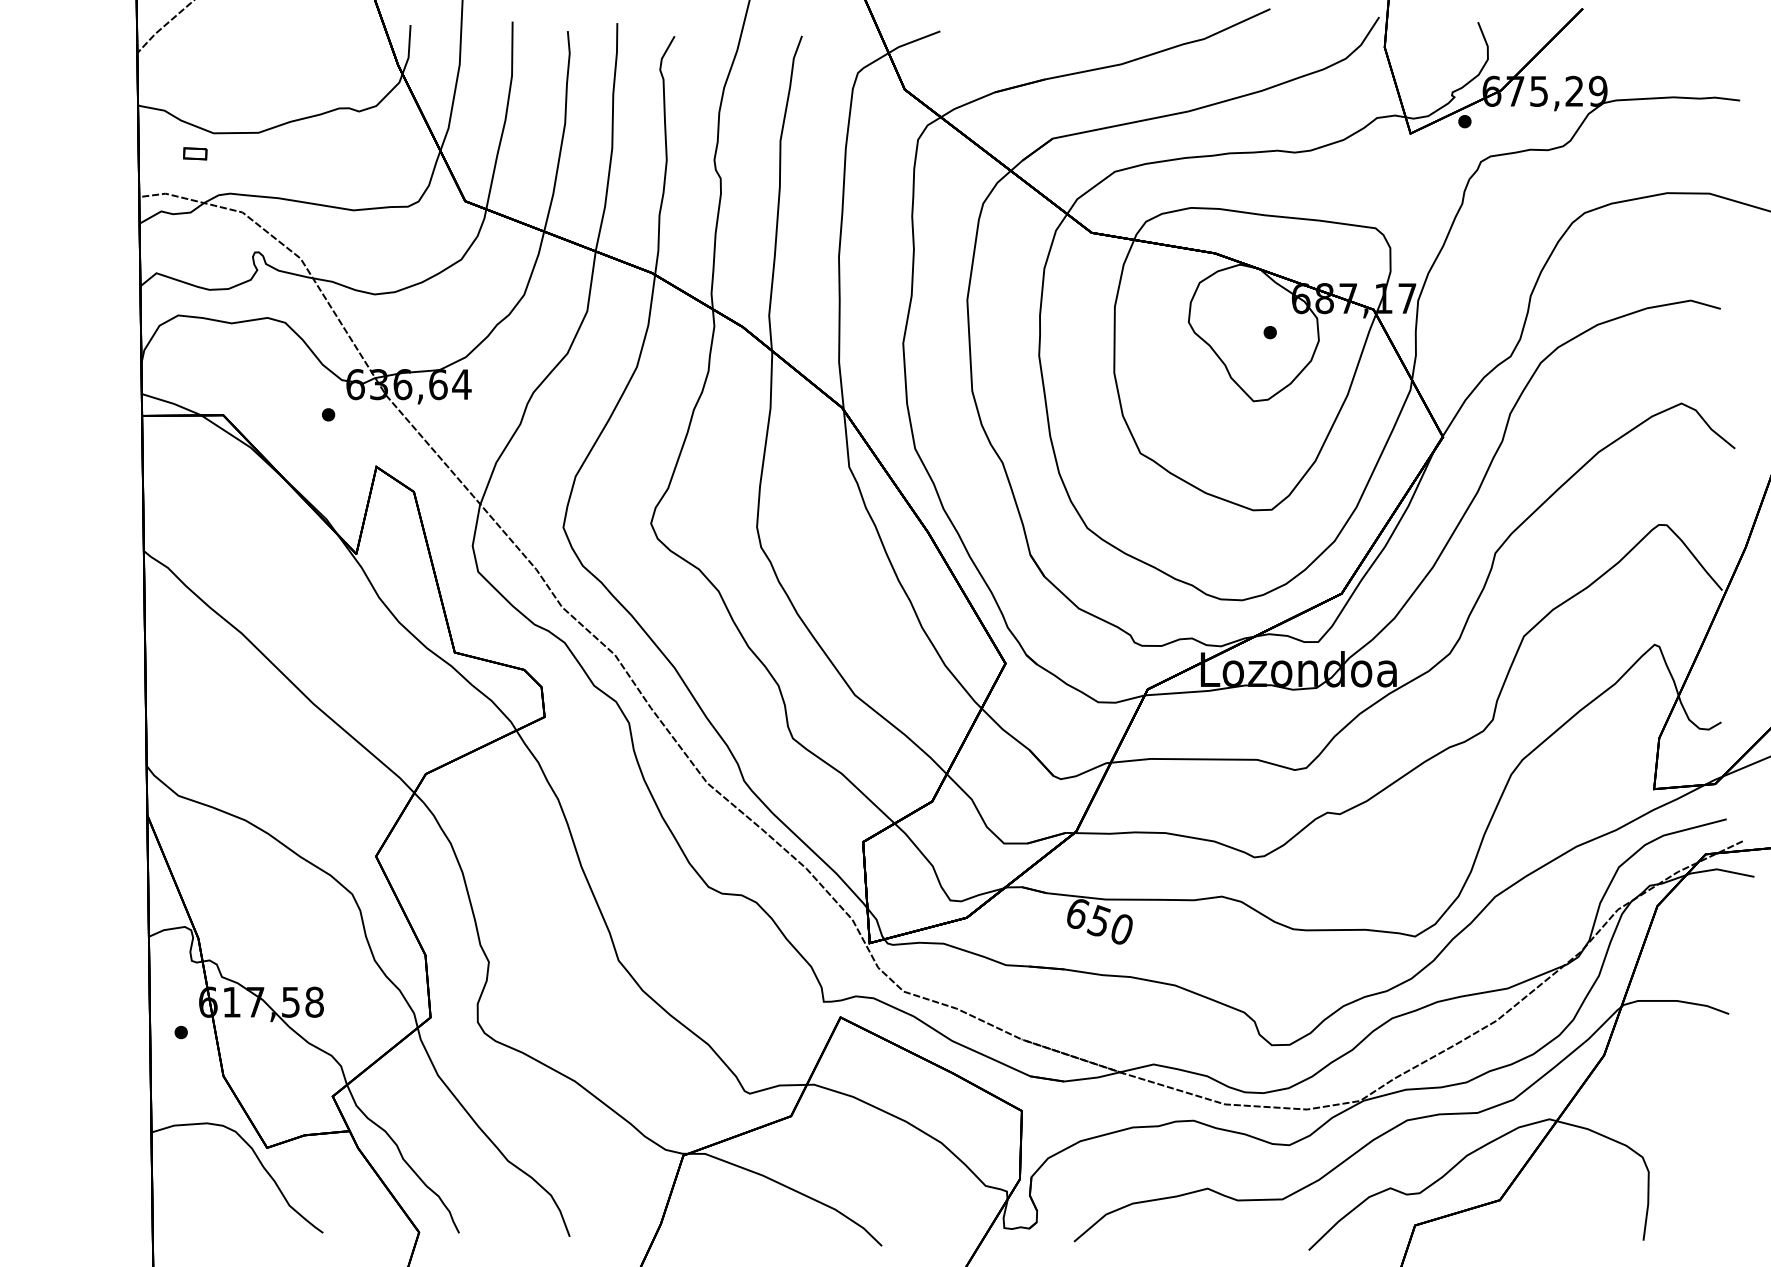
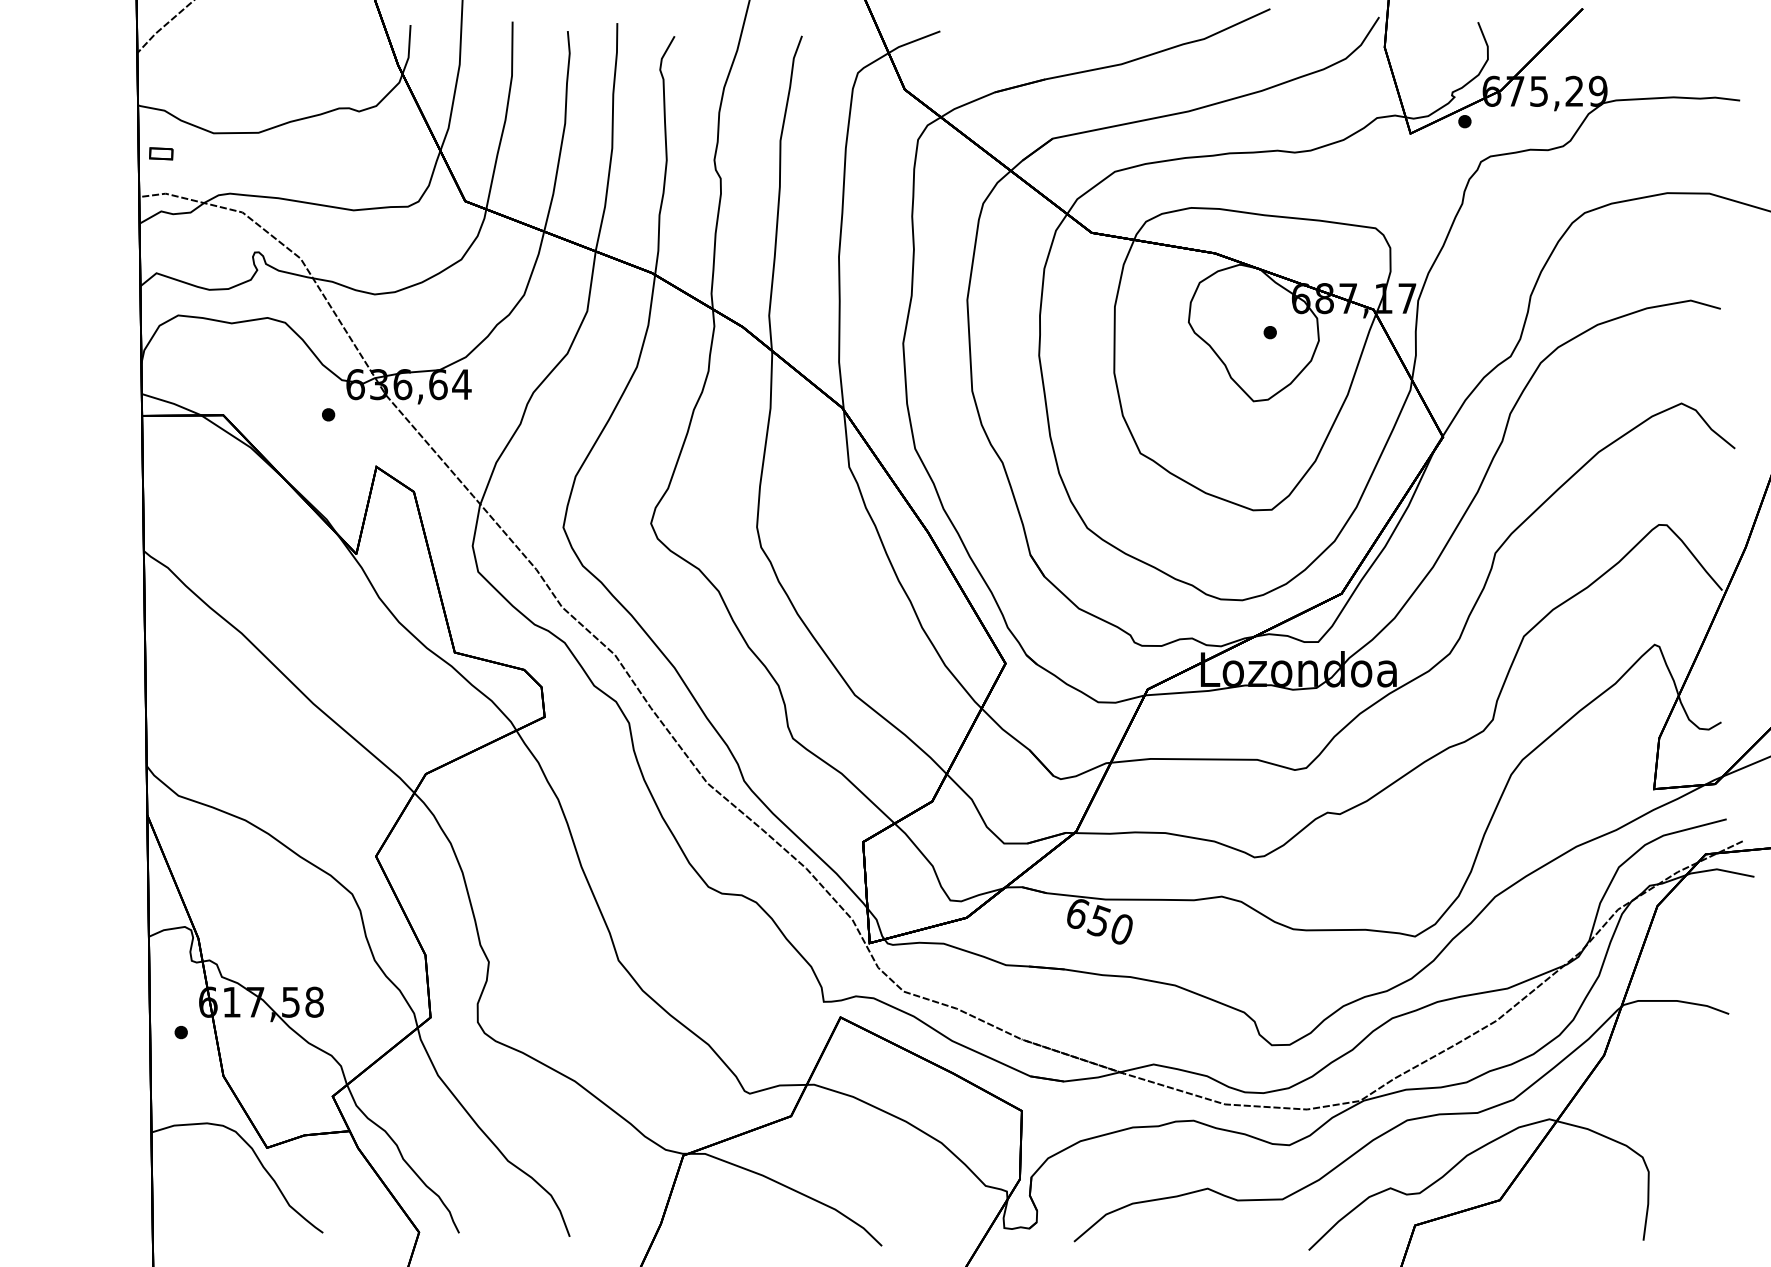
part position: (195, 153) -> (161, 153) (161, 153)
